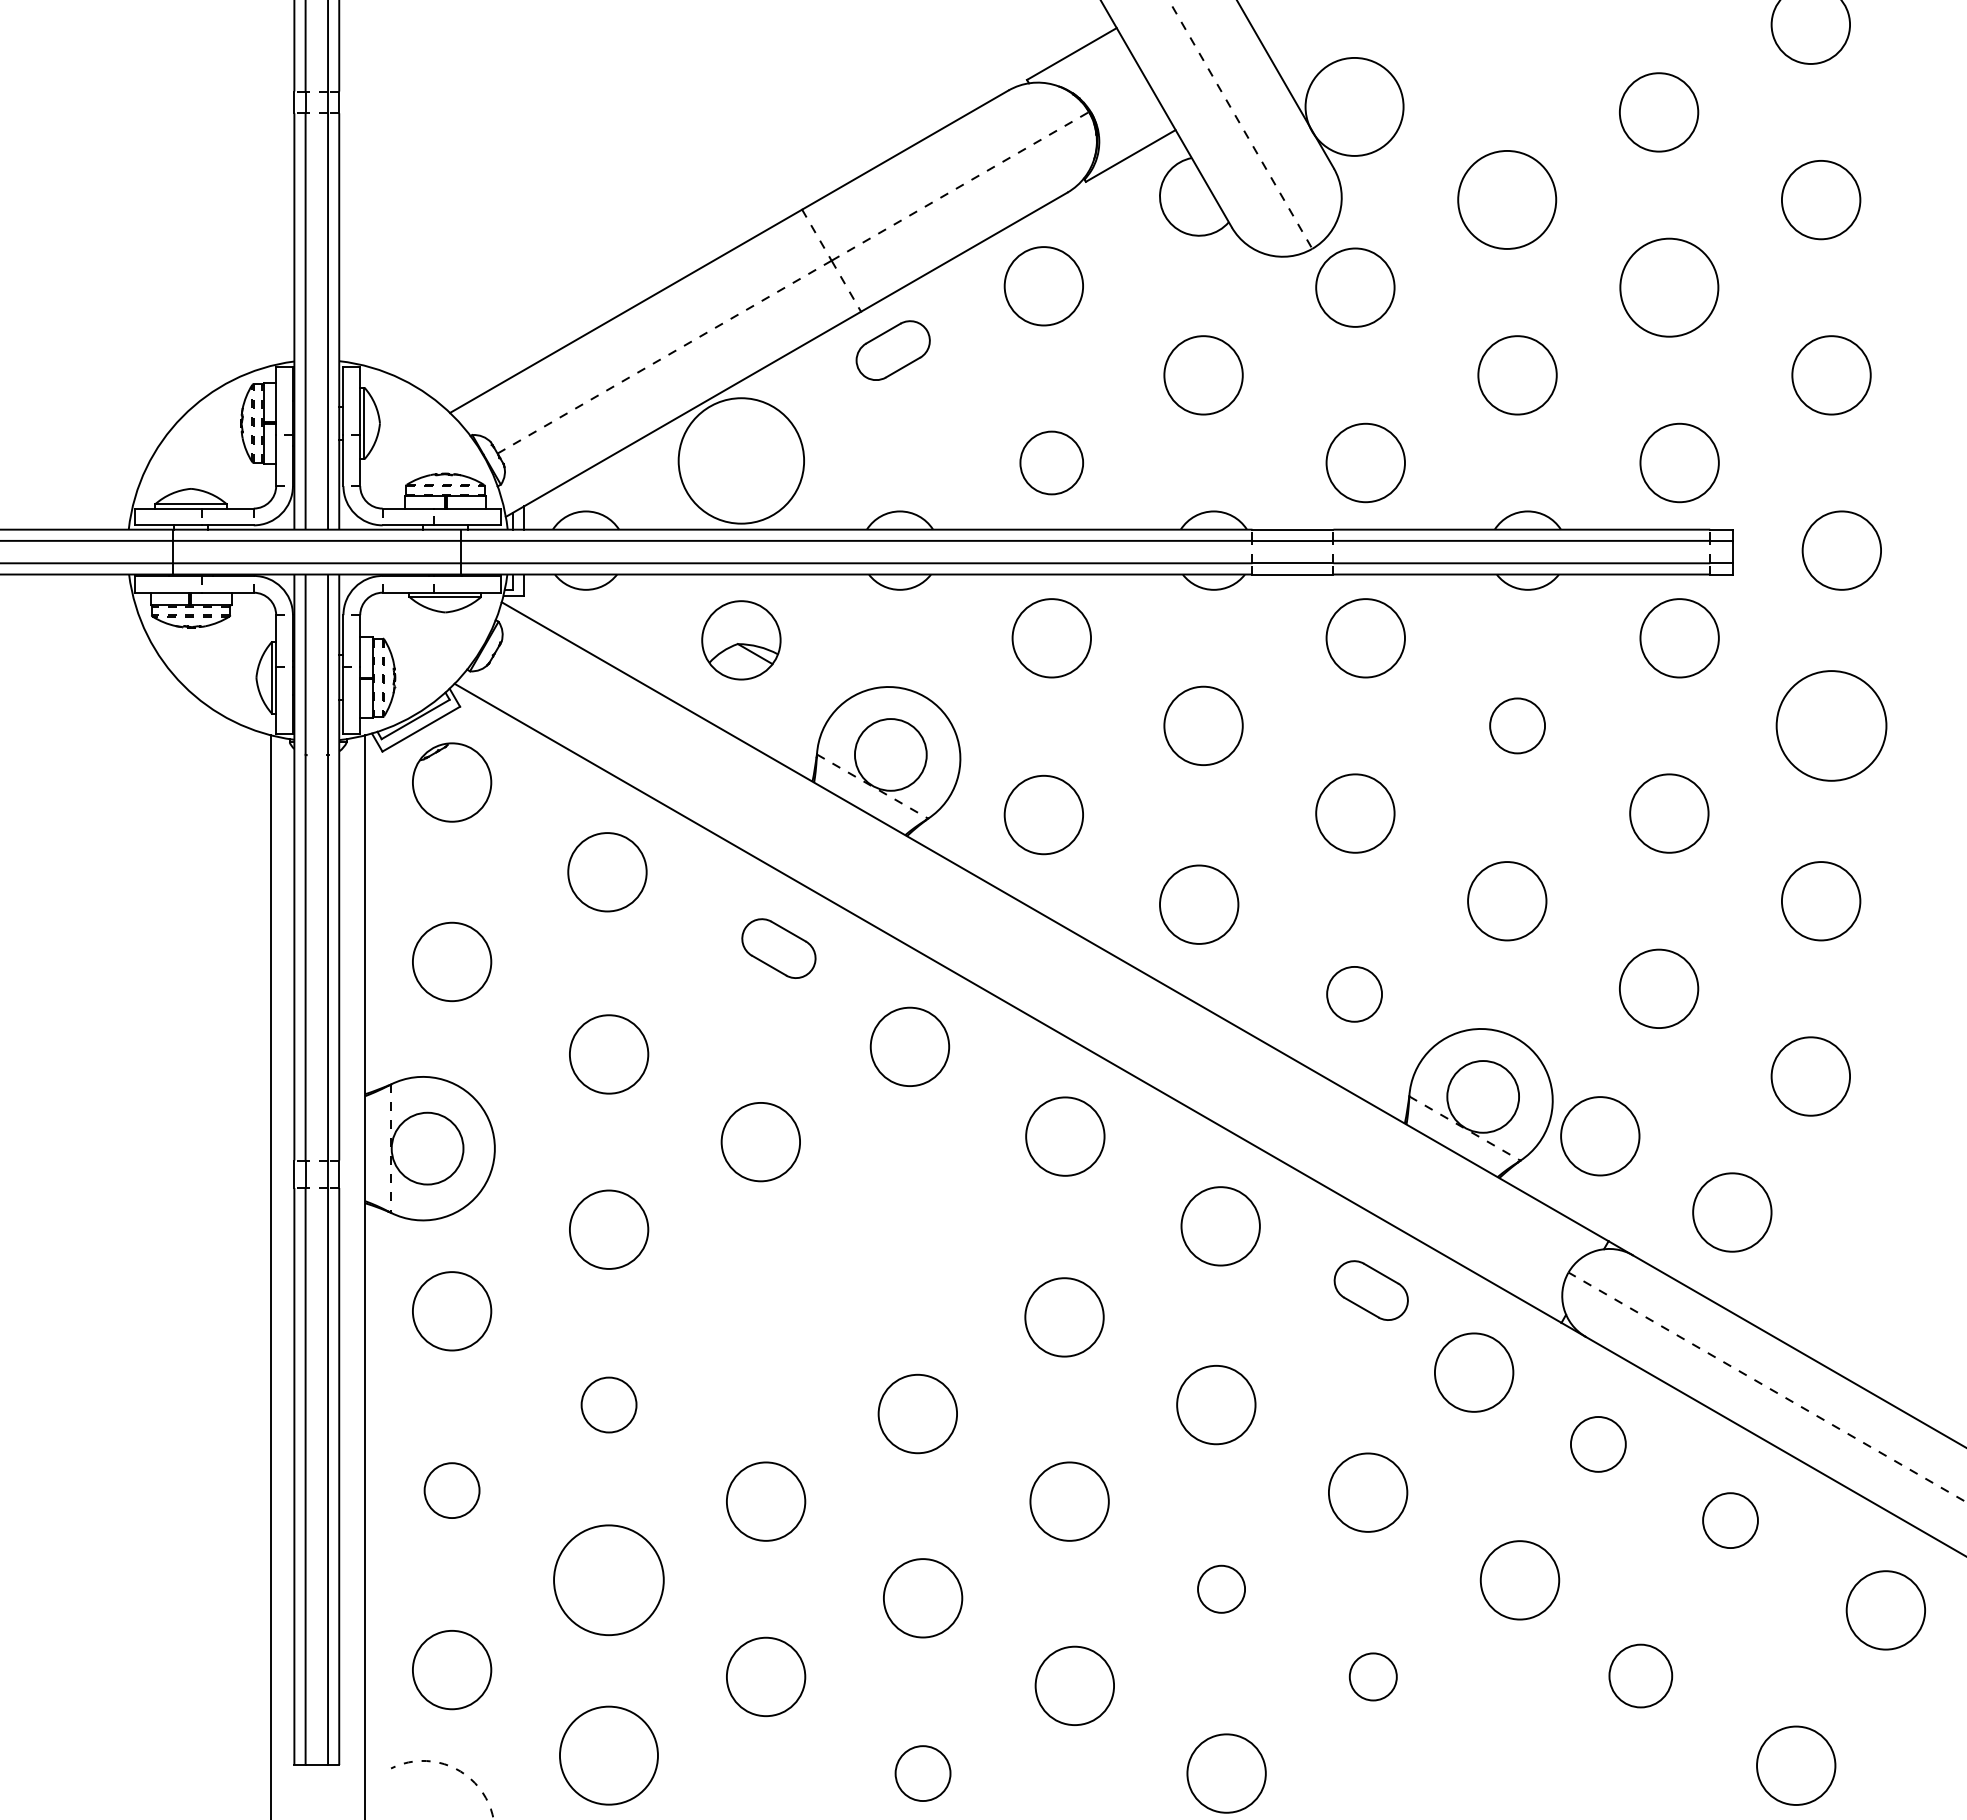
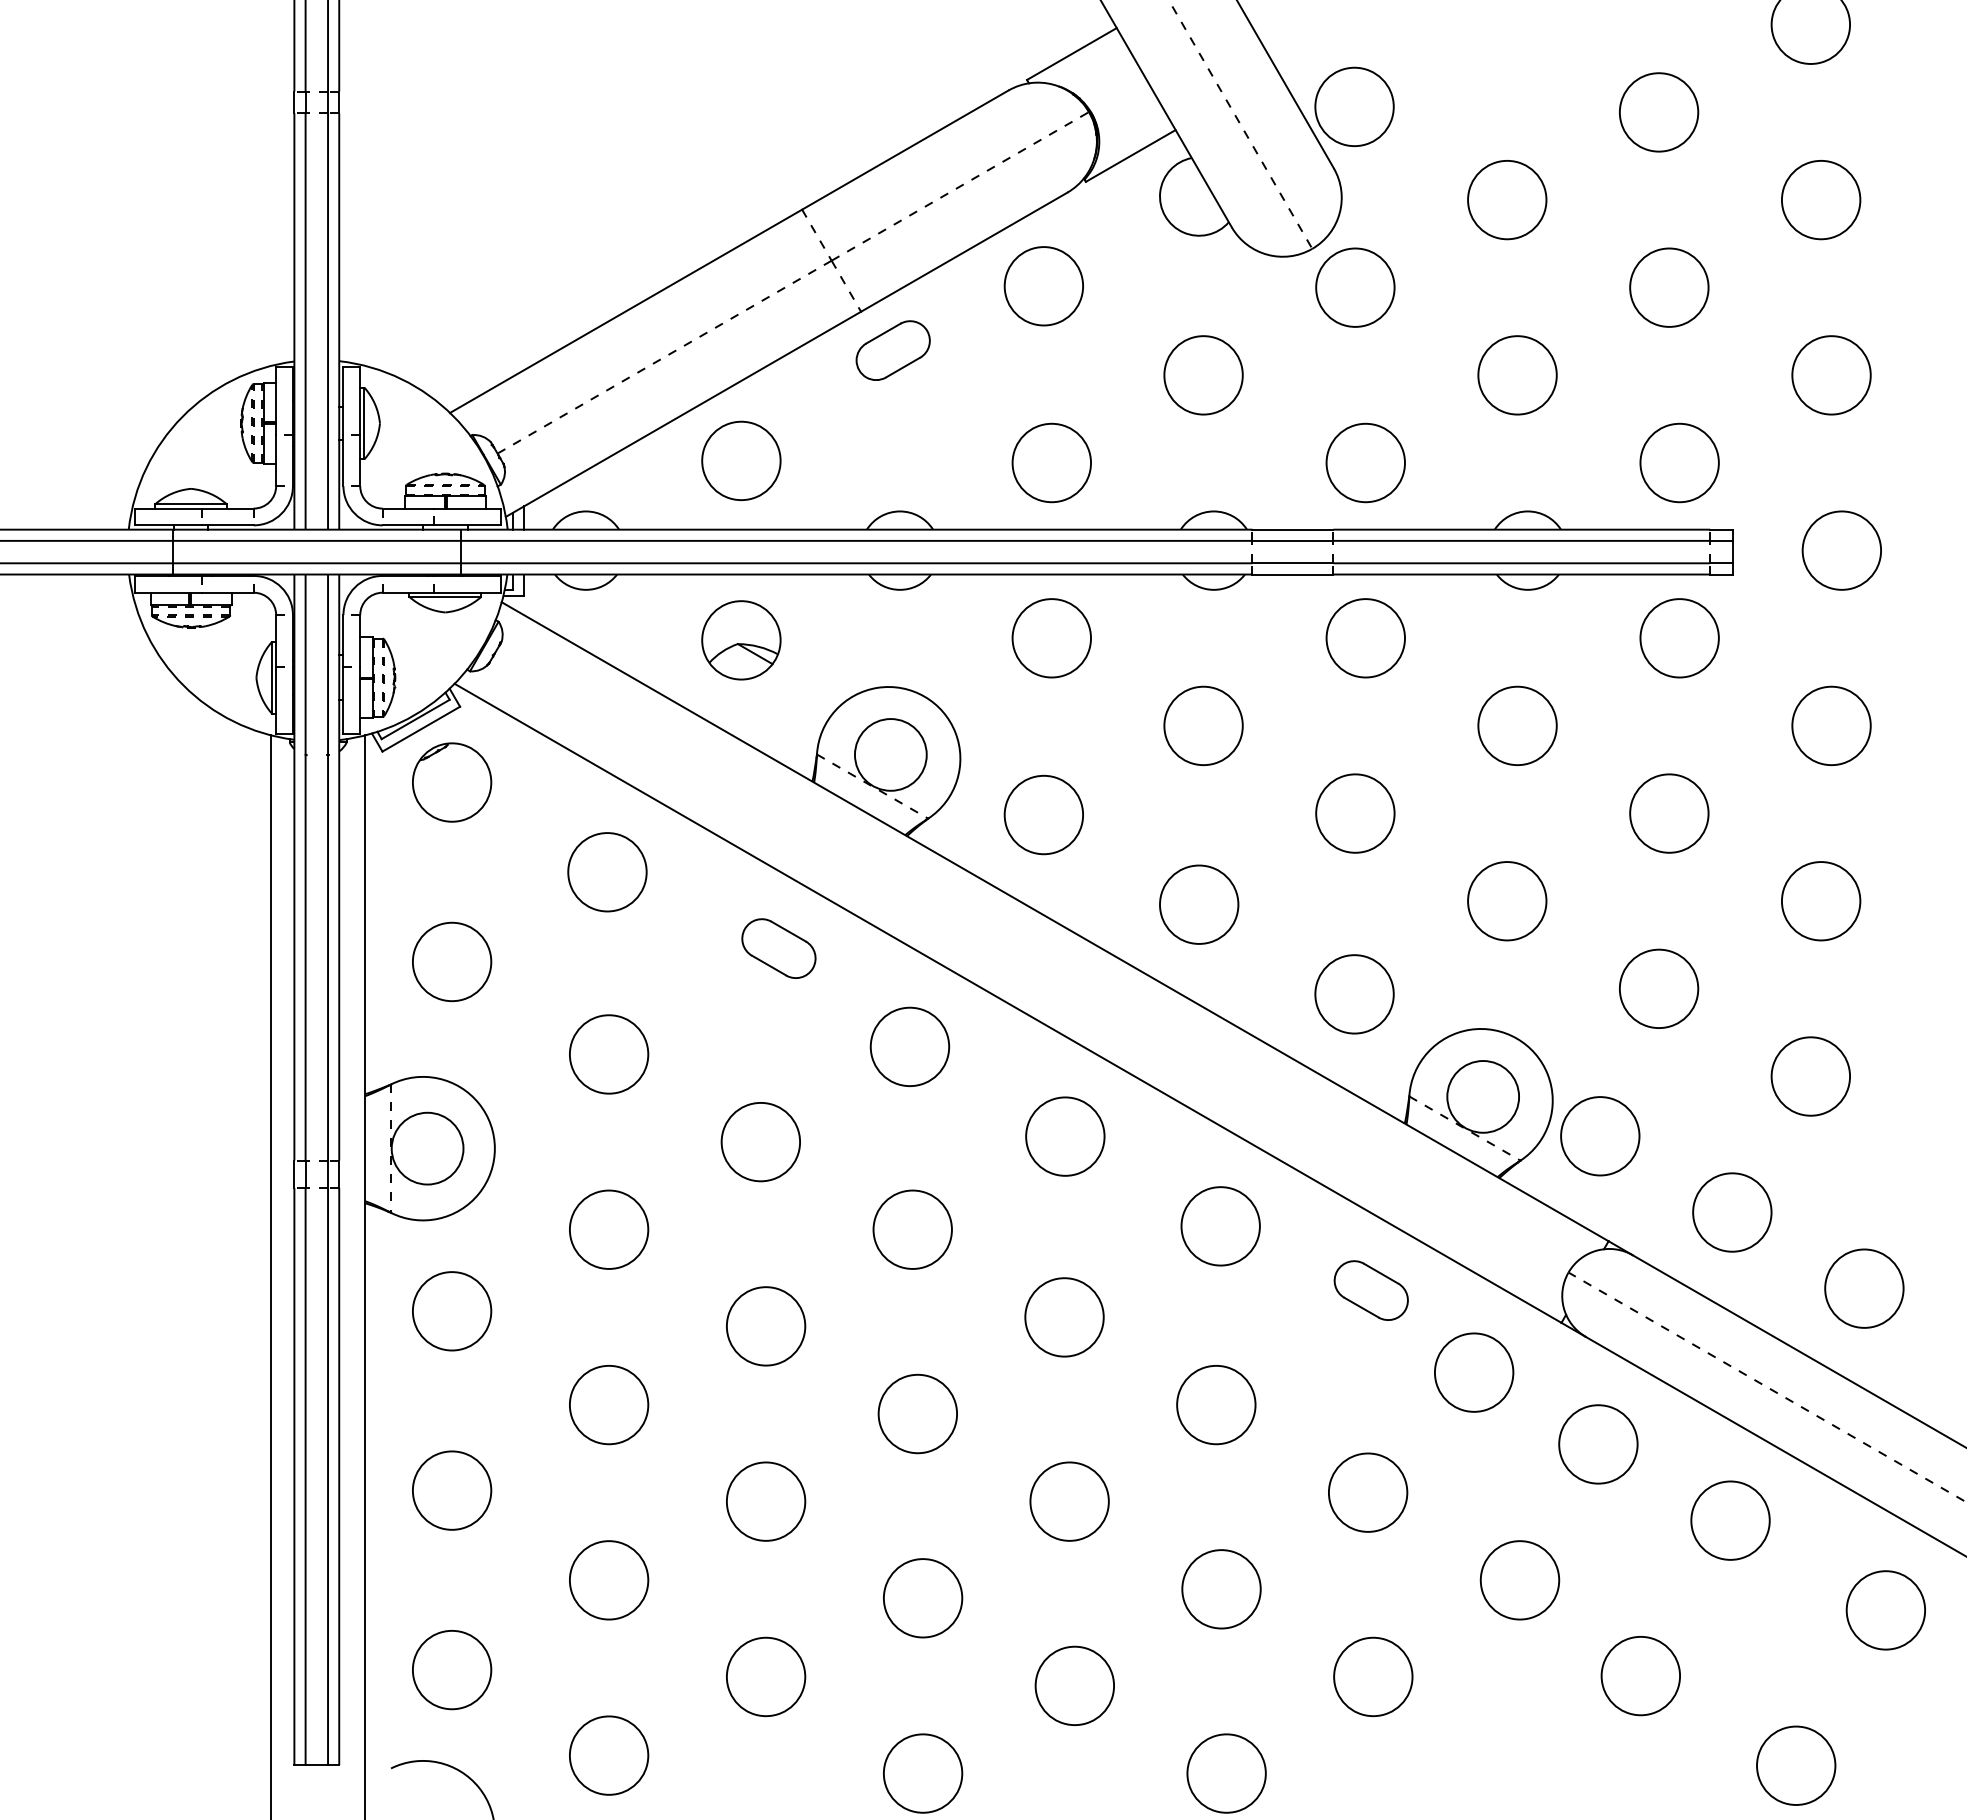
circle diameter: 98 px -> 78 px (1354, 106)
circle size: 101x100 px -> 81x81 px (1507, 200)
circle diameter: 98 px -> 78 px (1669, 287)
circle diameter: 125 px -> 78 px (741, 460)
circle diameter: 63 px -> 78 px (1051, 462)
circle diameter: 55 px -> 78 px (1517, 725)
circle diameter: 110 px -> 78 px (1831, 725)
circle diameter: 55 px -> 78 px (1354, 994)
circle: none -> present (912, 1229)
circle: none -> present (1864, 1288)
circle: none -> present (766, 1326)
circle diameter: 55 px -> 78 px (608, 1404)
circle diameter: 55 px -> 78 px (1598, 1444)
circle diameter: 55 px -> 78 px (451, 1490)
circle size: 57x57 px -> 81x81 px (1730, 1520)
circle size: 112x113 px -> 81x81 px (609, 1580)
circle diameter: 47 px -> 78 px (1221, 1589)
circle diameter: 63 px -> 78 px (1640, 1675)
circle diameter: 47 px -> 78 px (1373, 1676)
circle size: 100x101 px -> 81x81 px (609, 1755)
arc: dashed -> solid (456, 1768)
circle diameter: 55 px -> 78 px (922, 1773)
